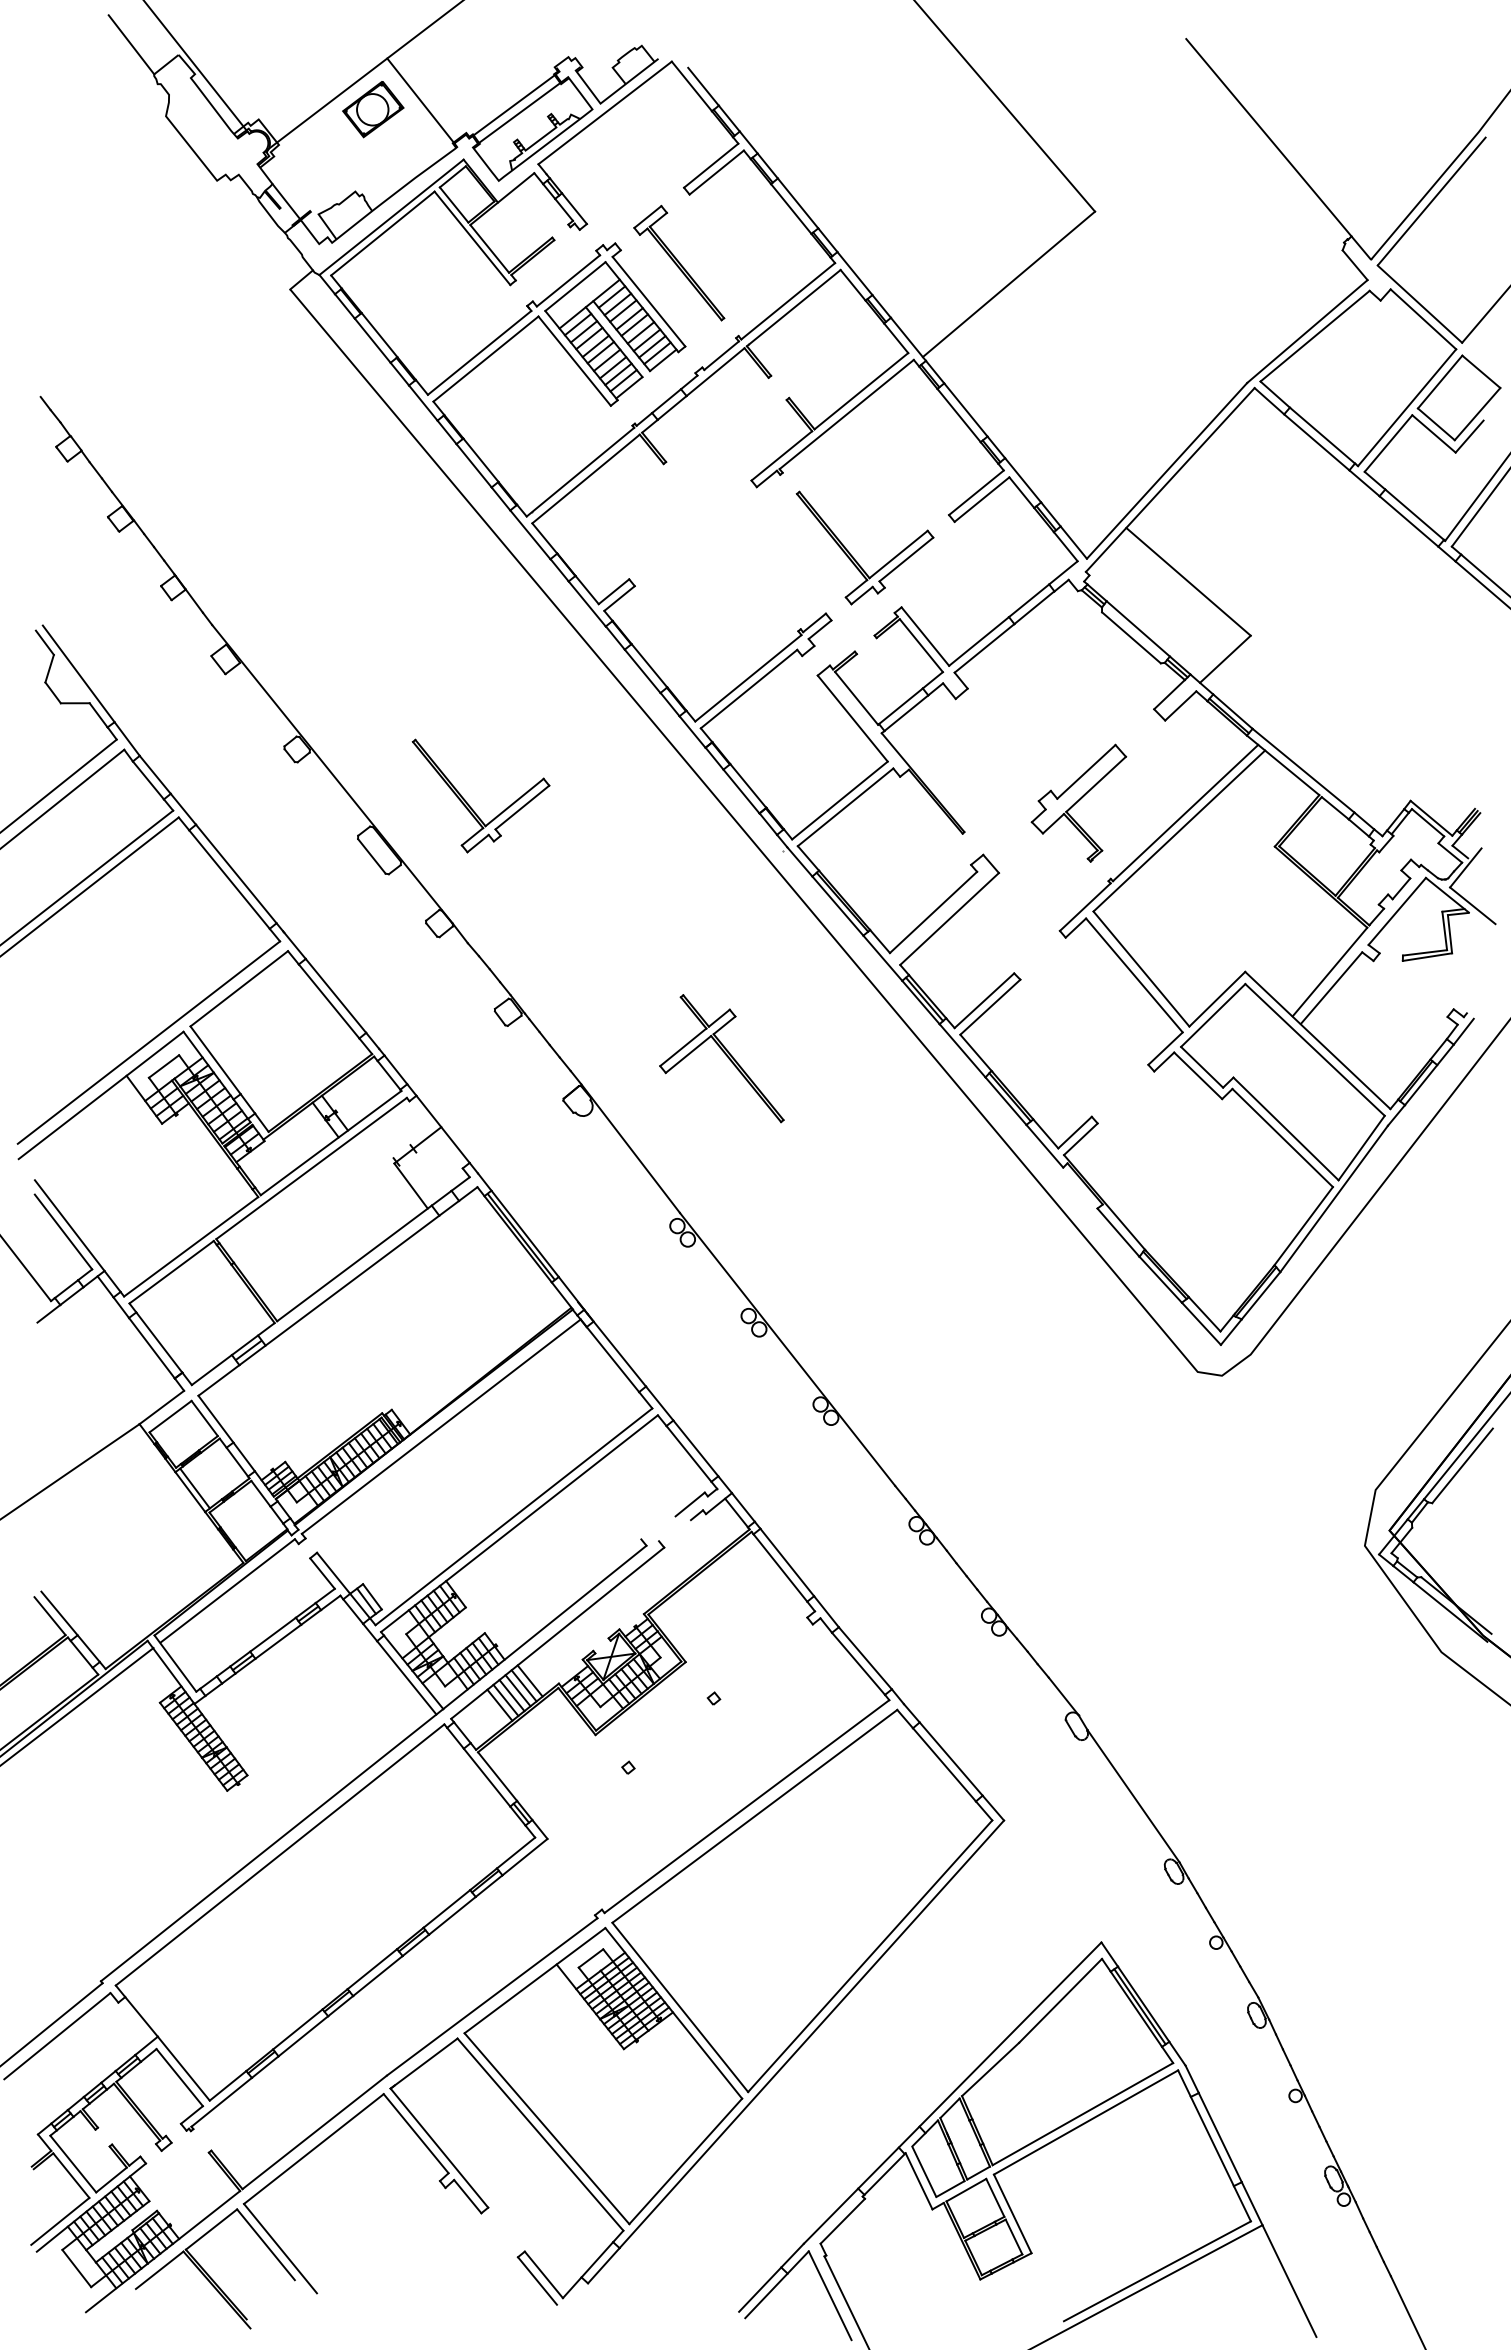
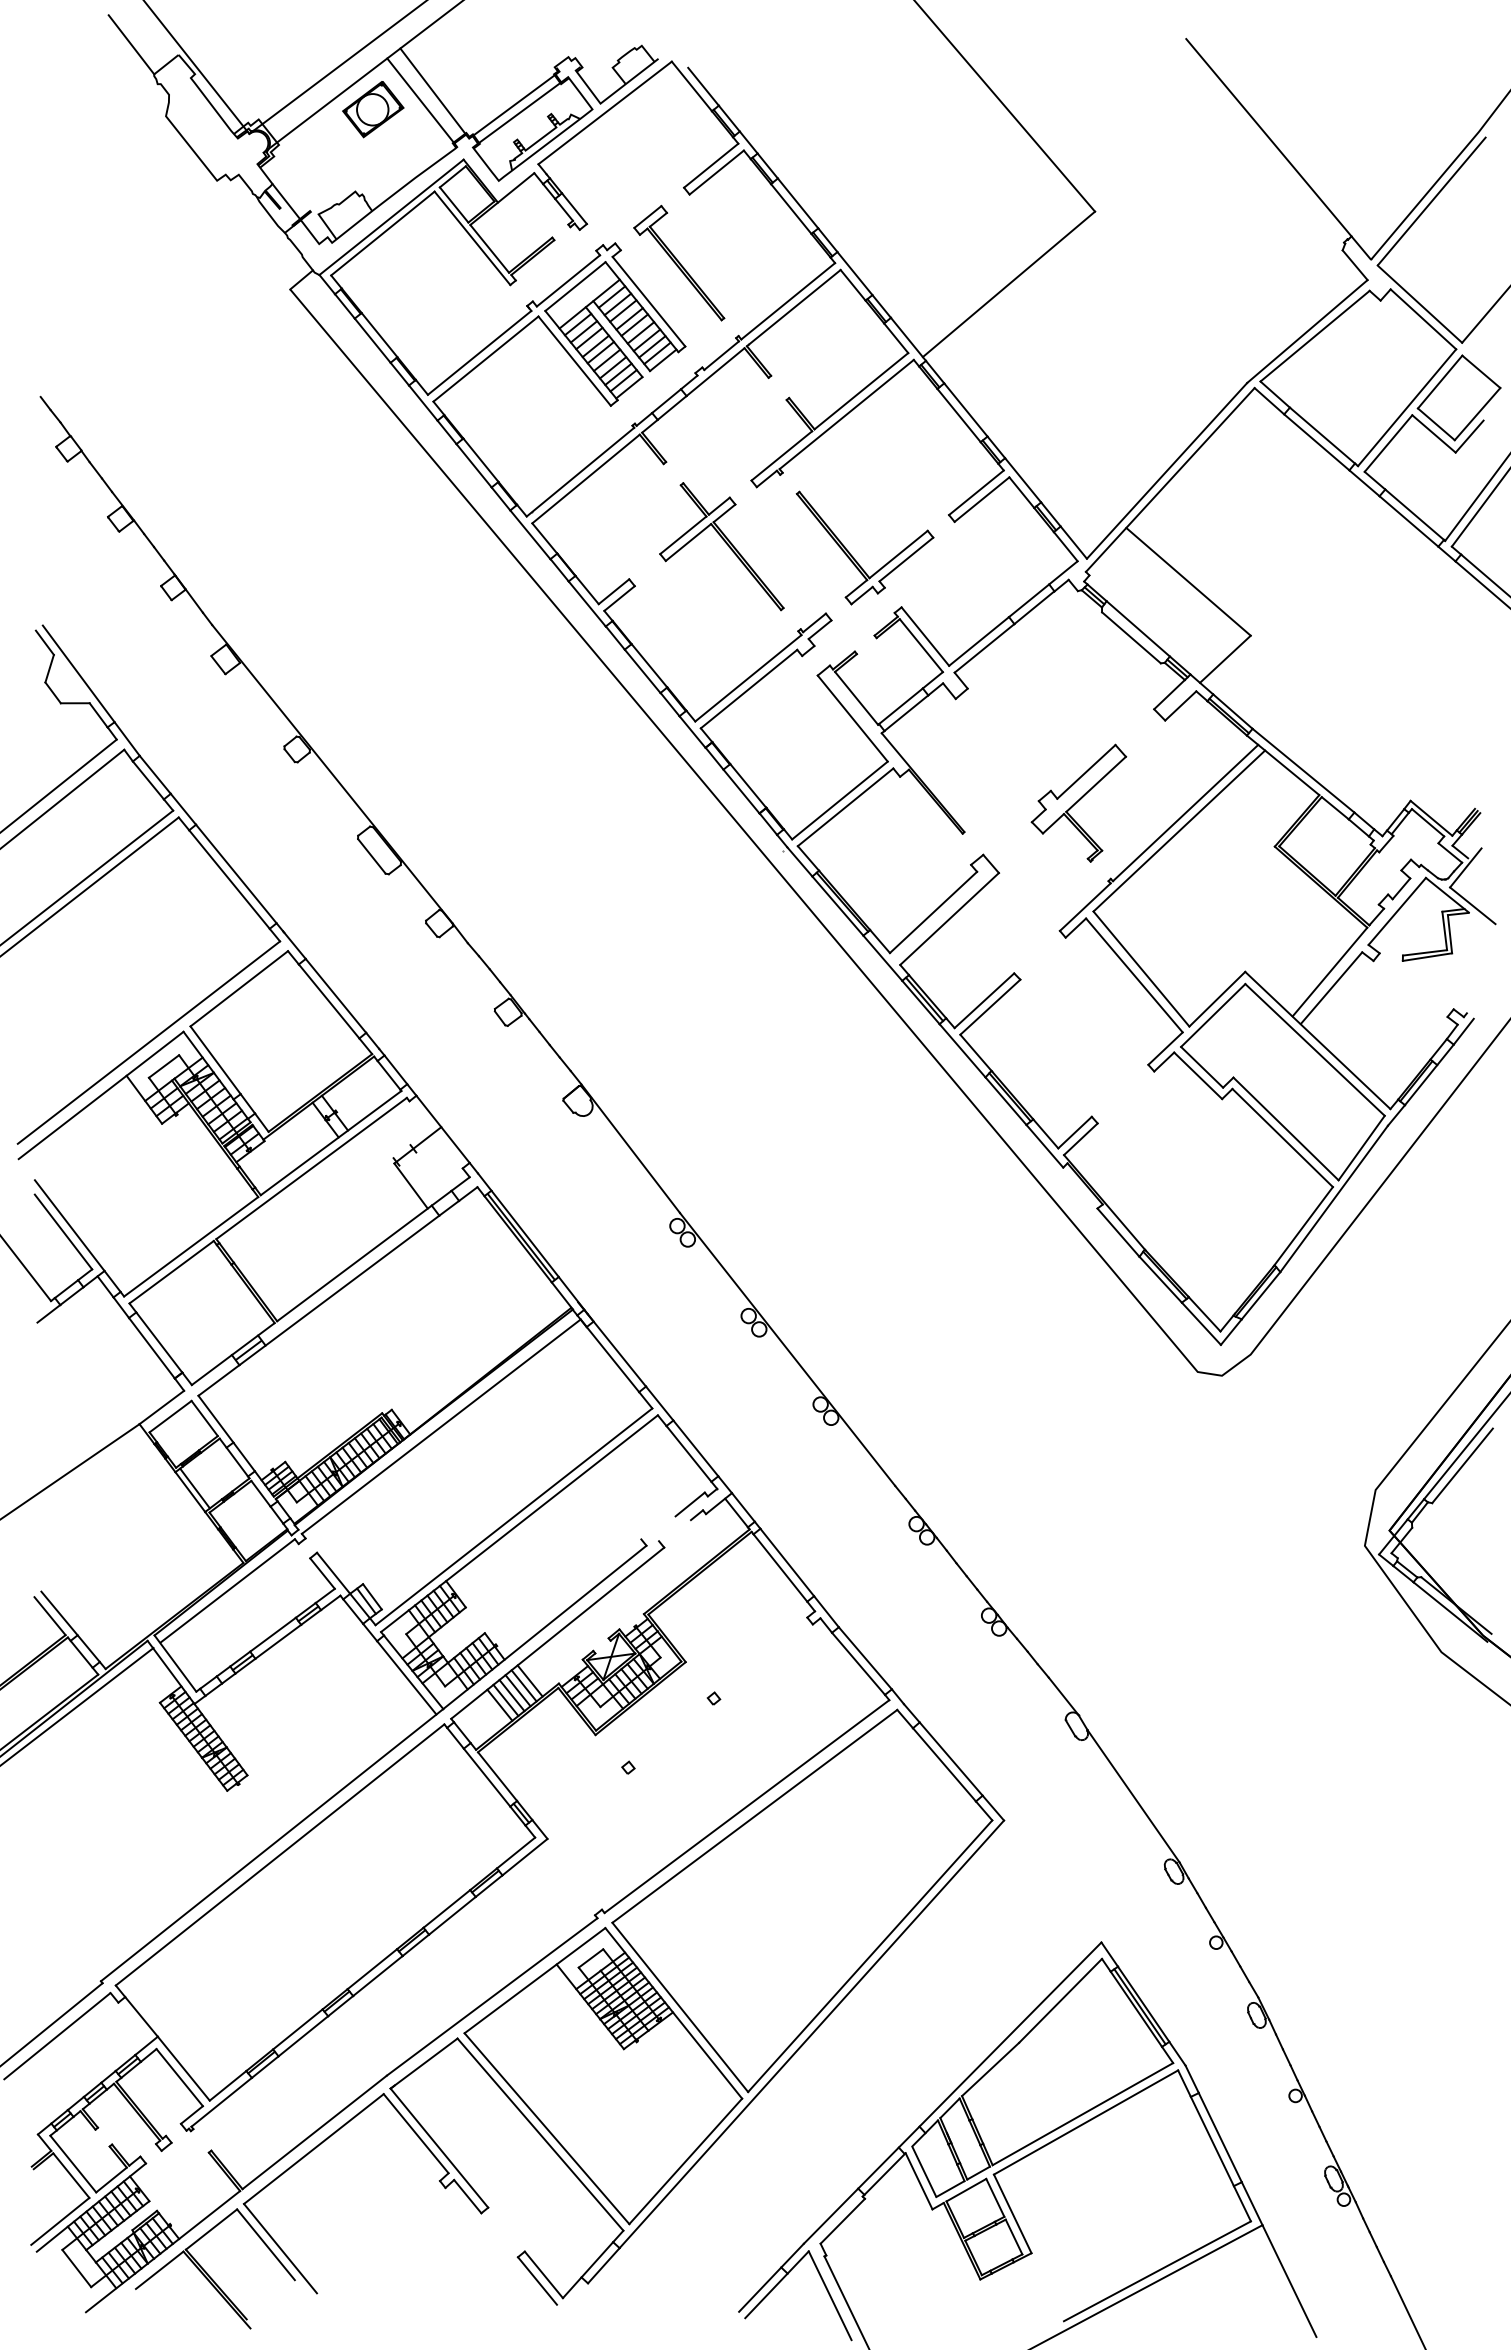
line: none -> present (336, 67)
line: none -> present (433, 91)
part: present -> none (469, 804)
part position: (721, 1058) -> (721, 546) (721, 546)
